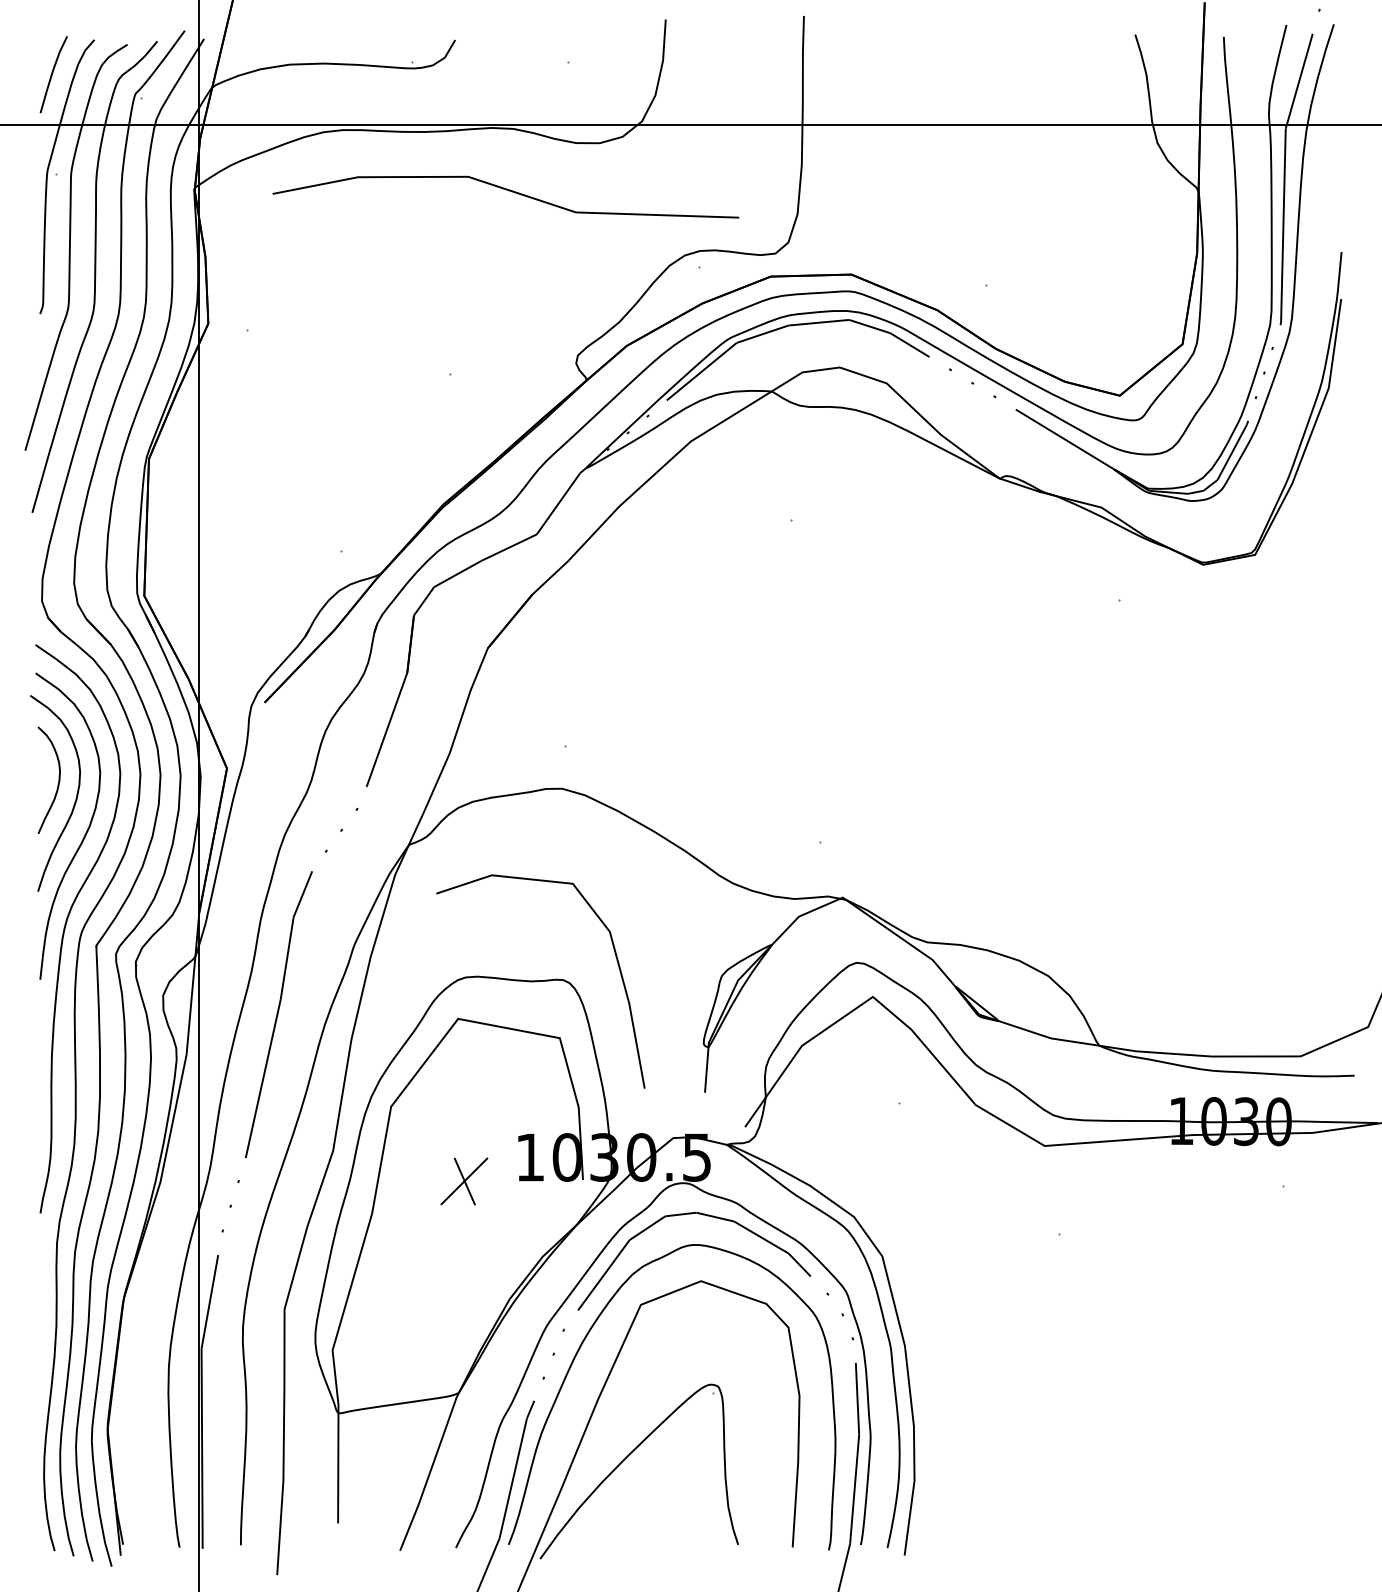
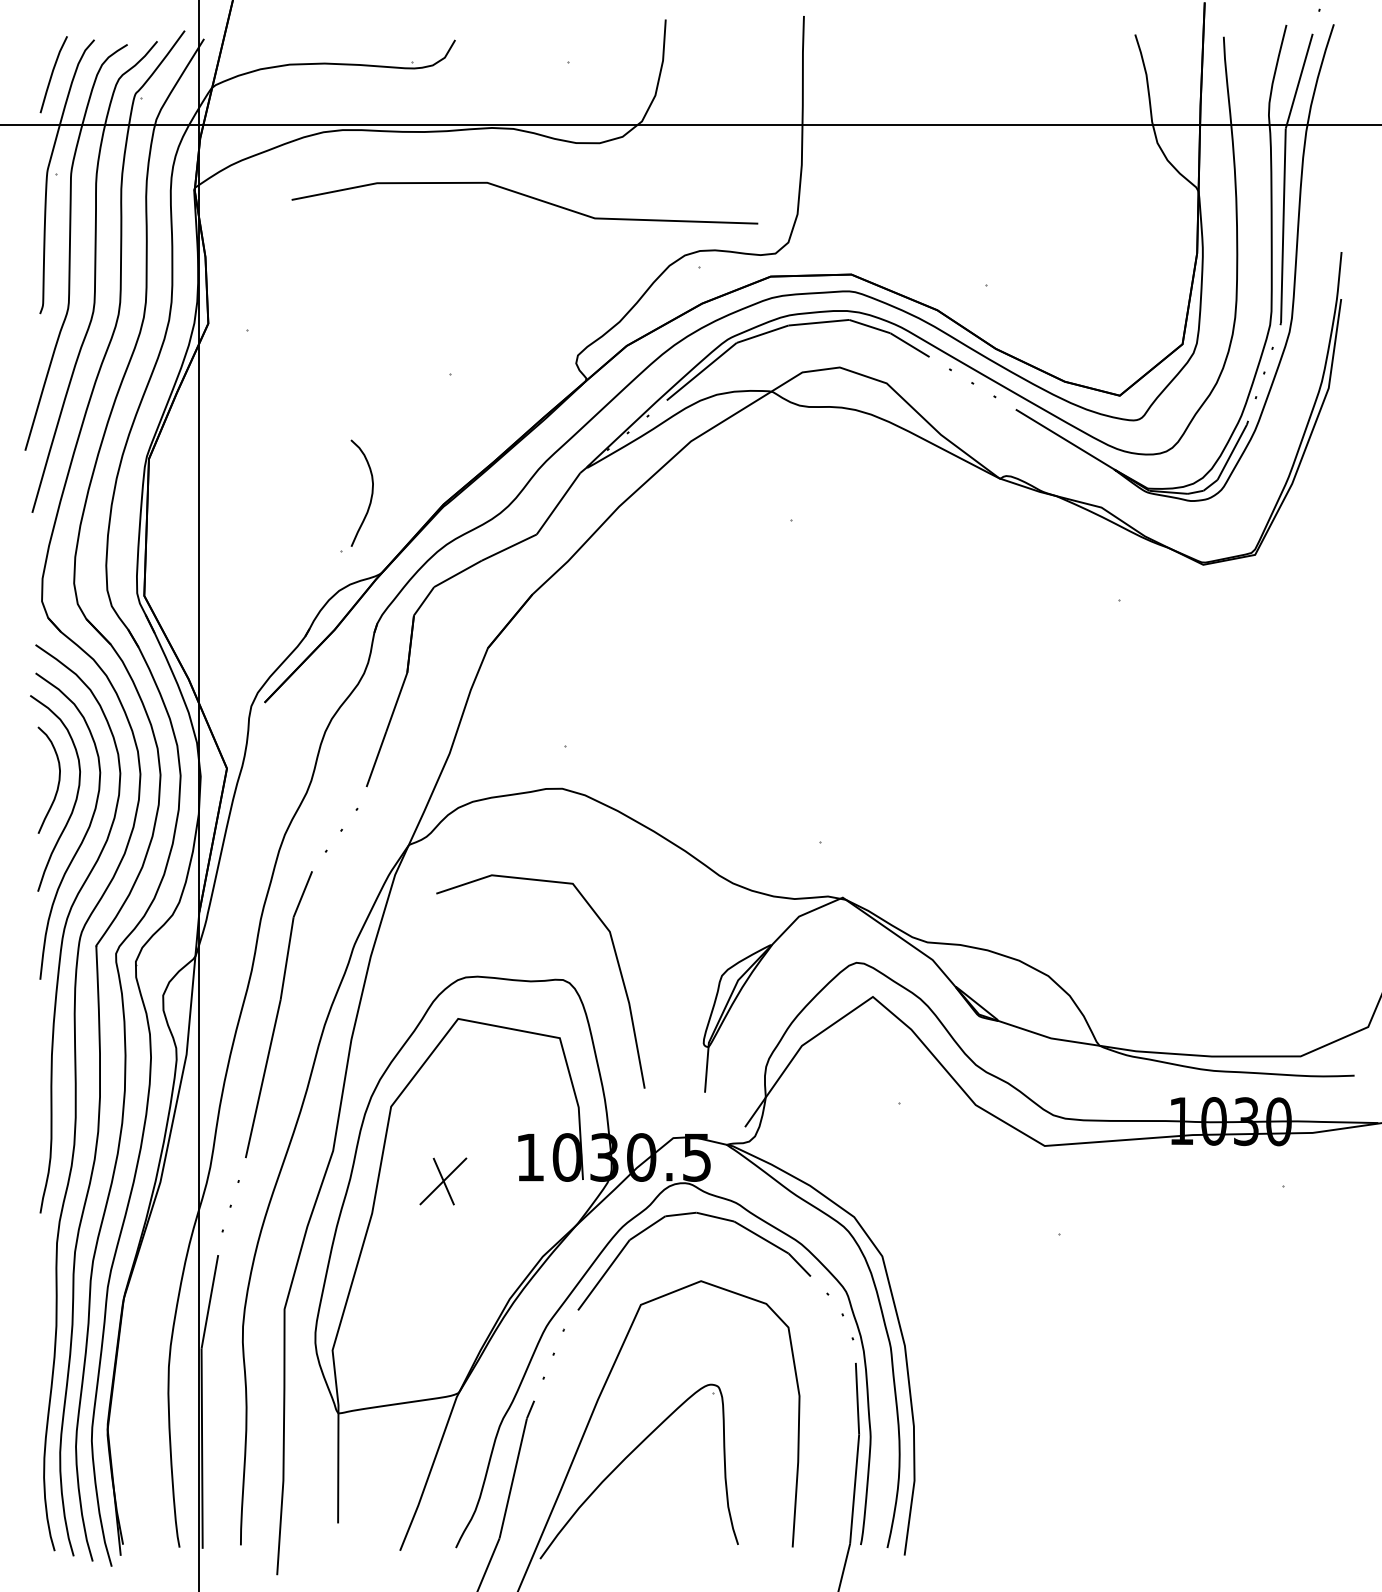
line position: (505, 190) -> (524, 196) (524, 196)
curve: none -> present (371, 492)
part position: (464, 1181) -> (443, 1181) (443, 1181)
curve: present -> none (579, 1350)
